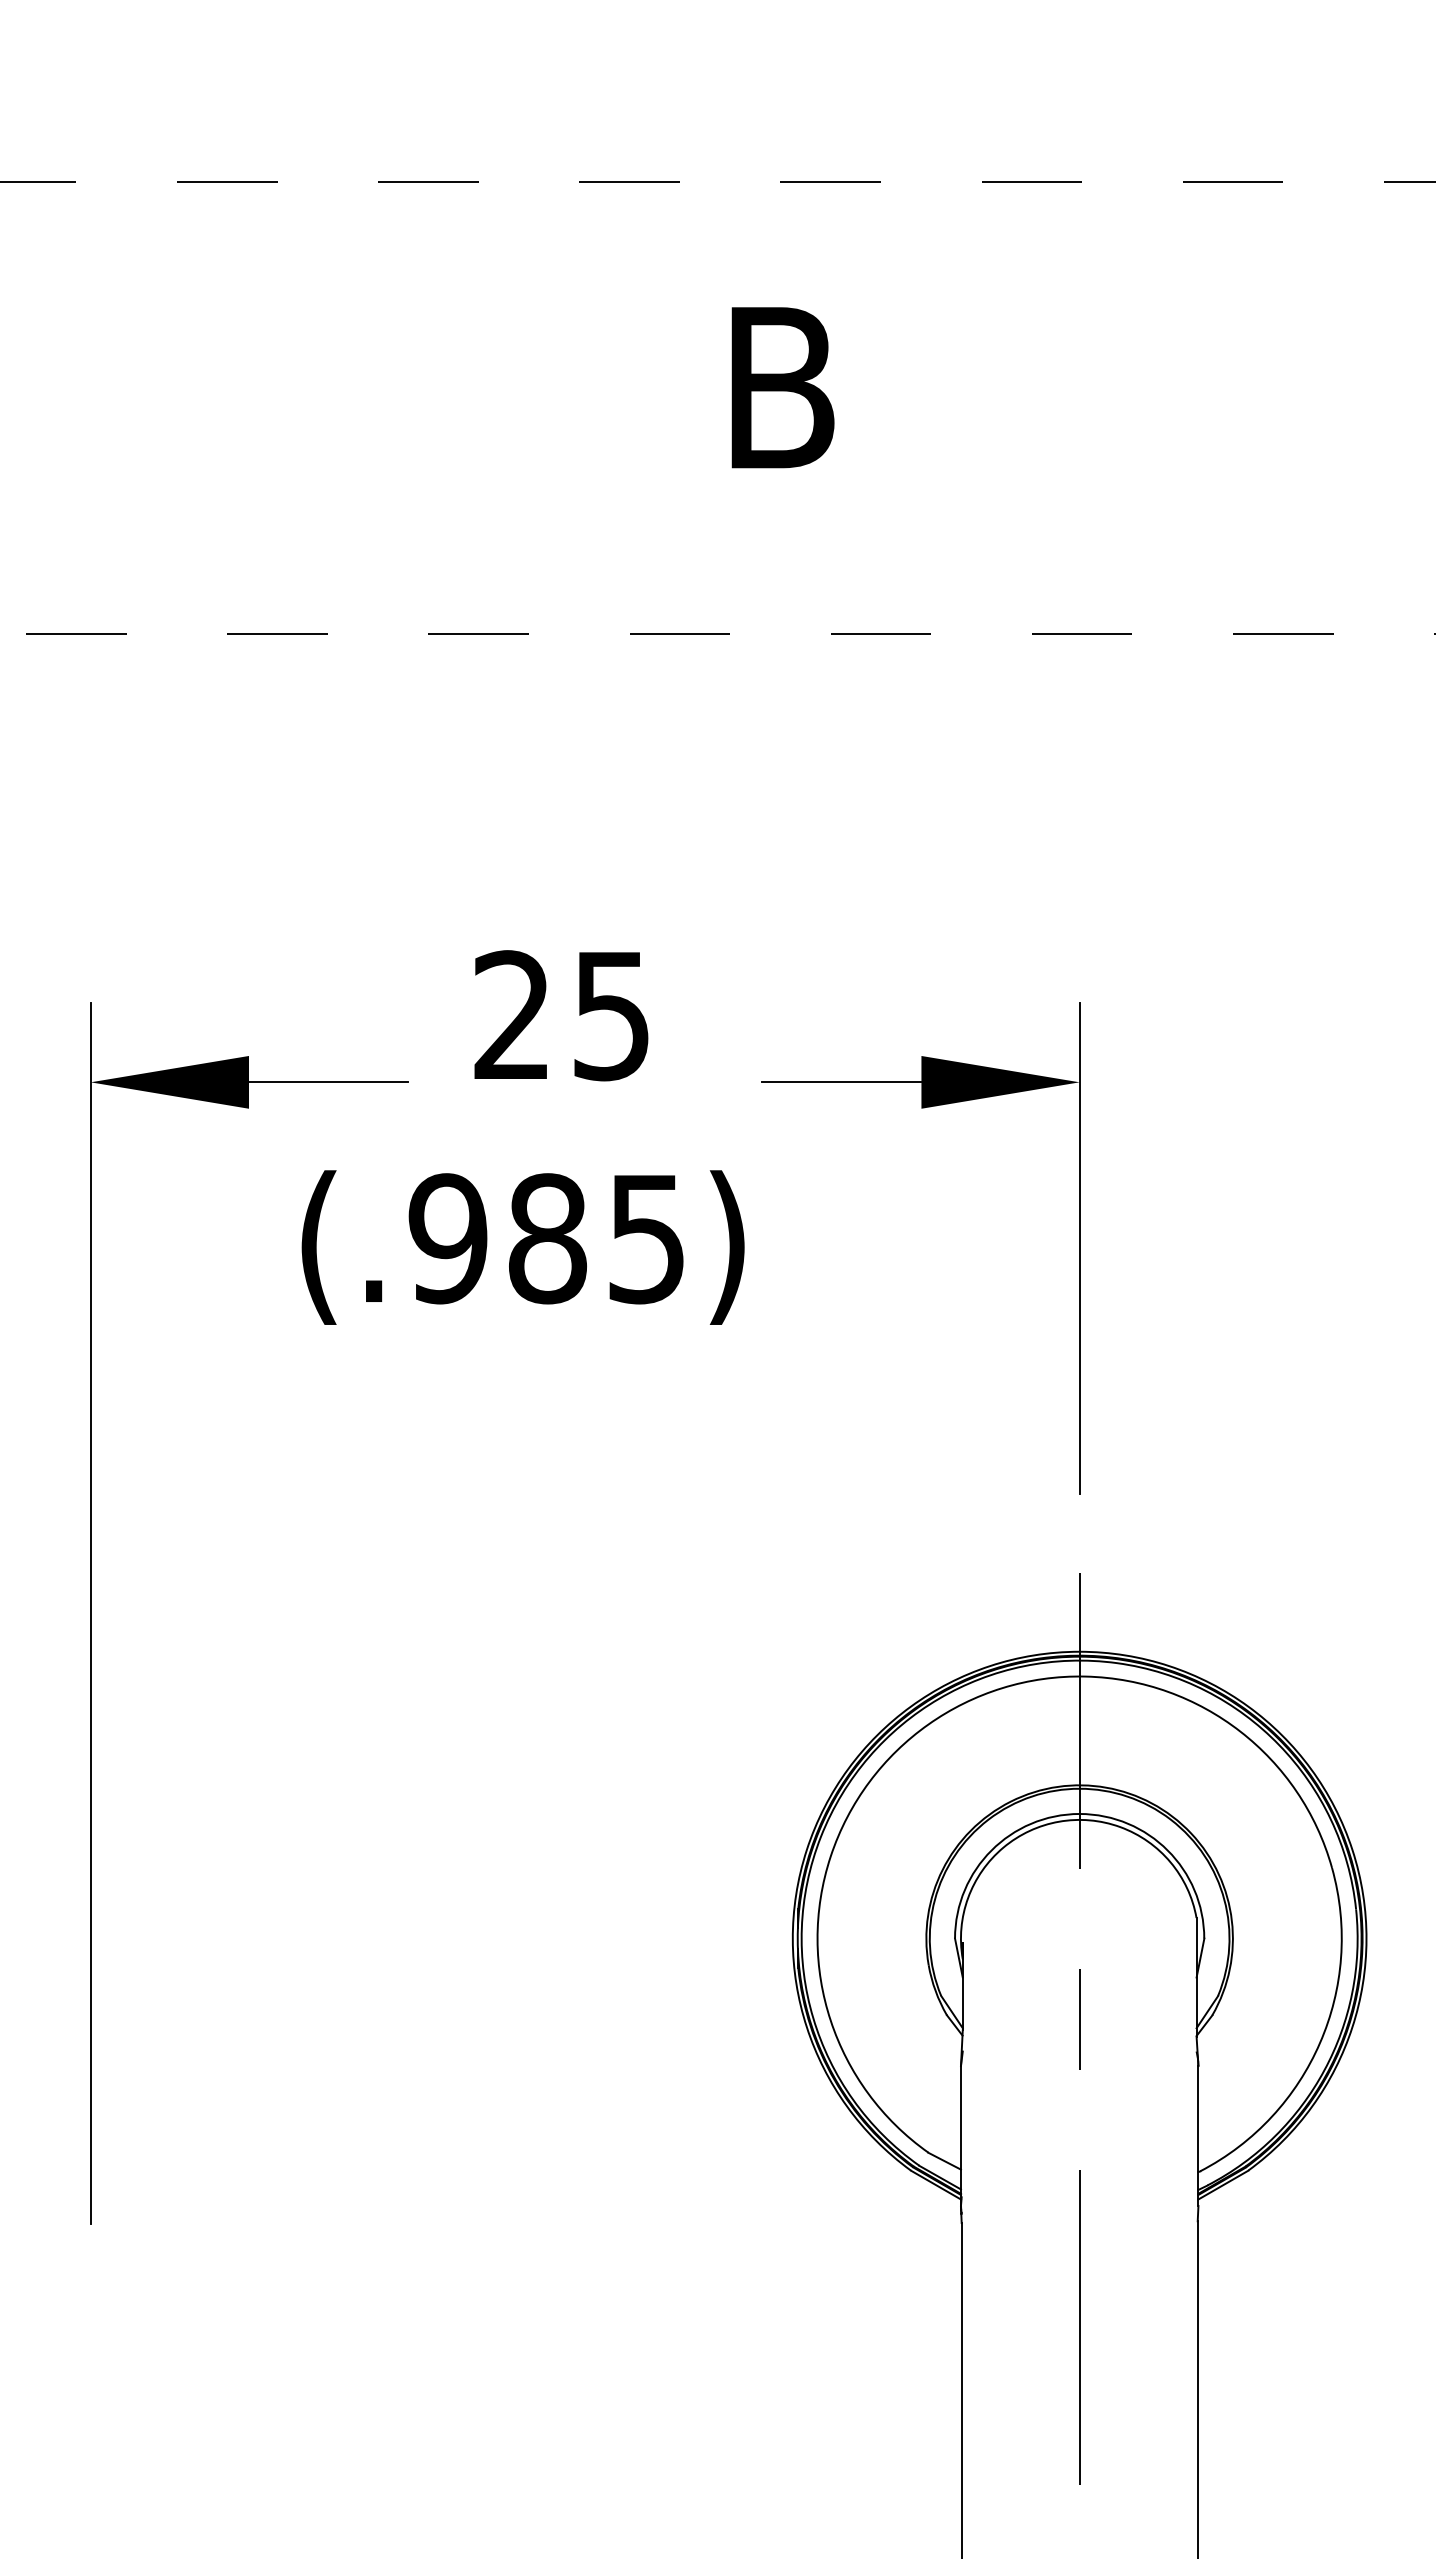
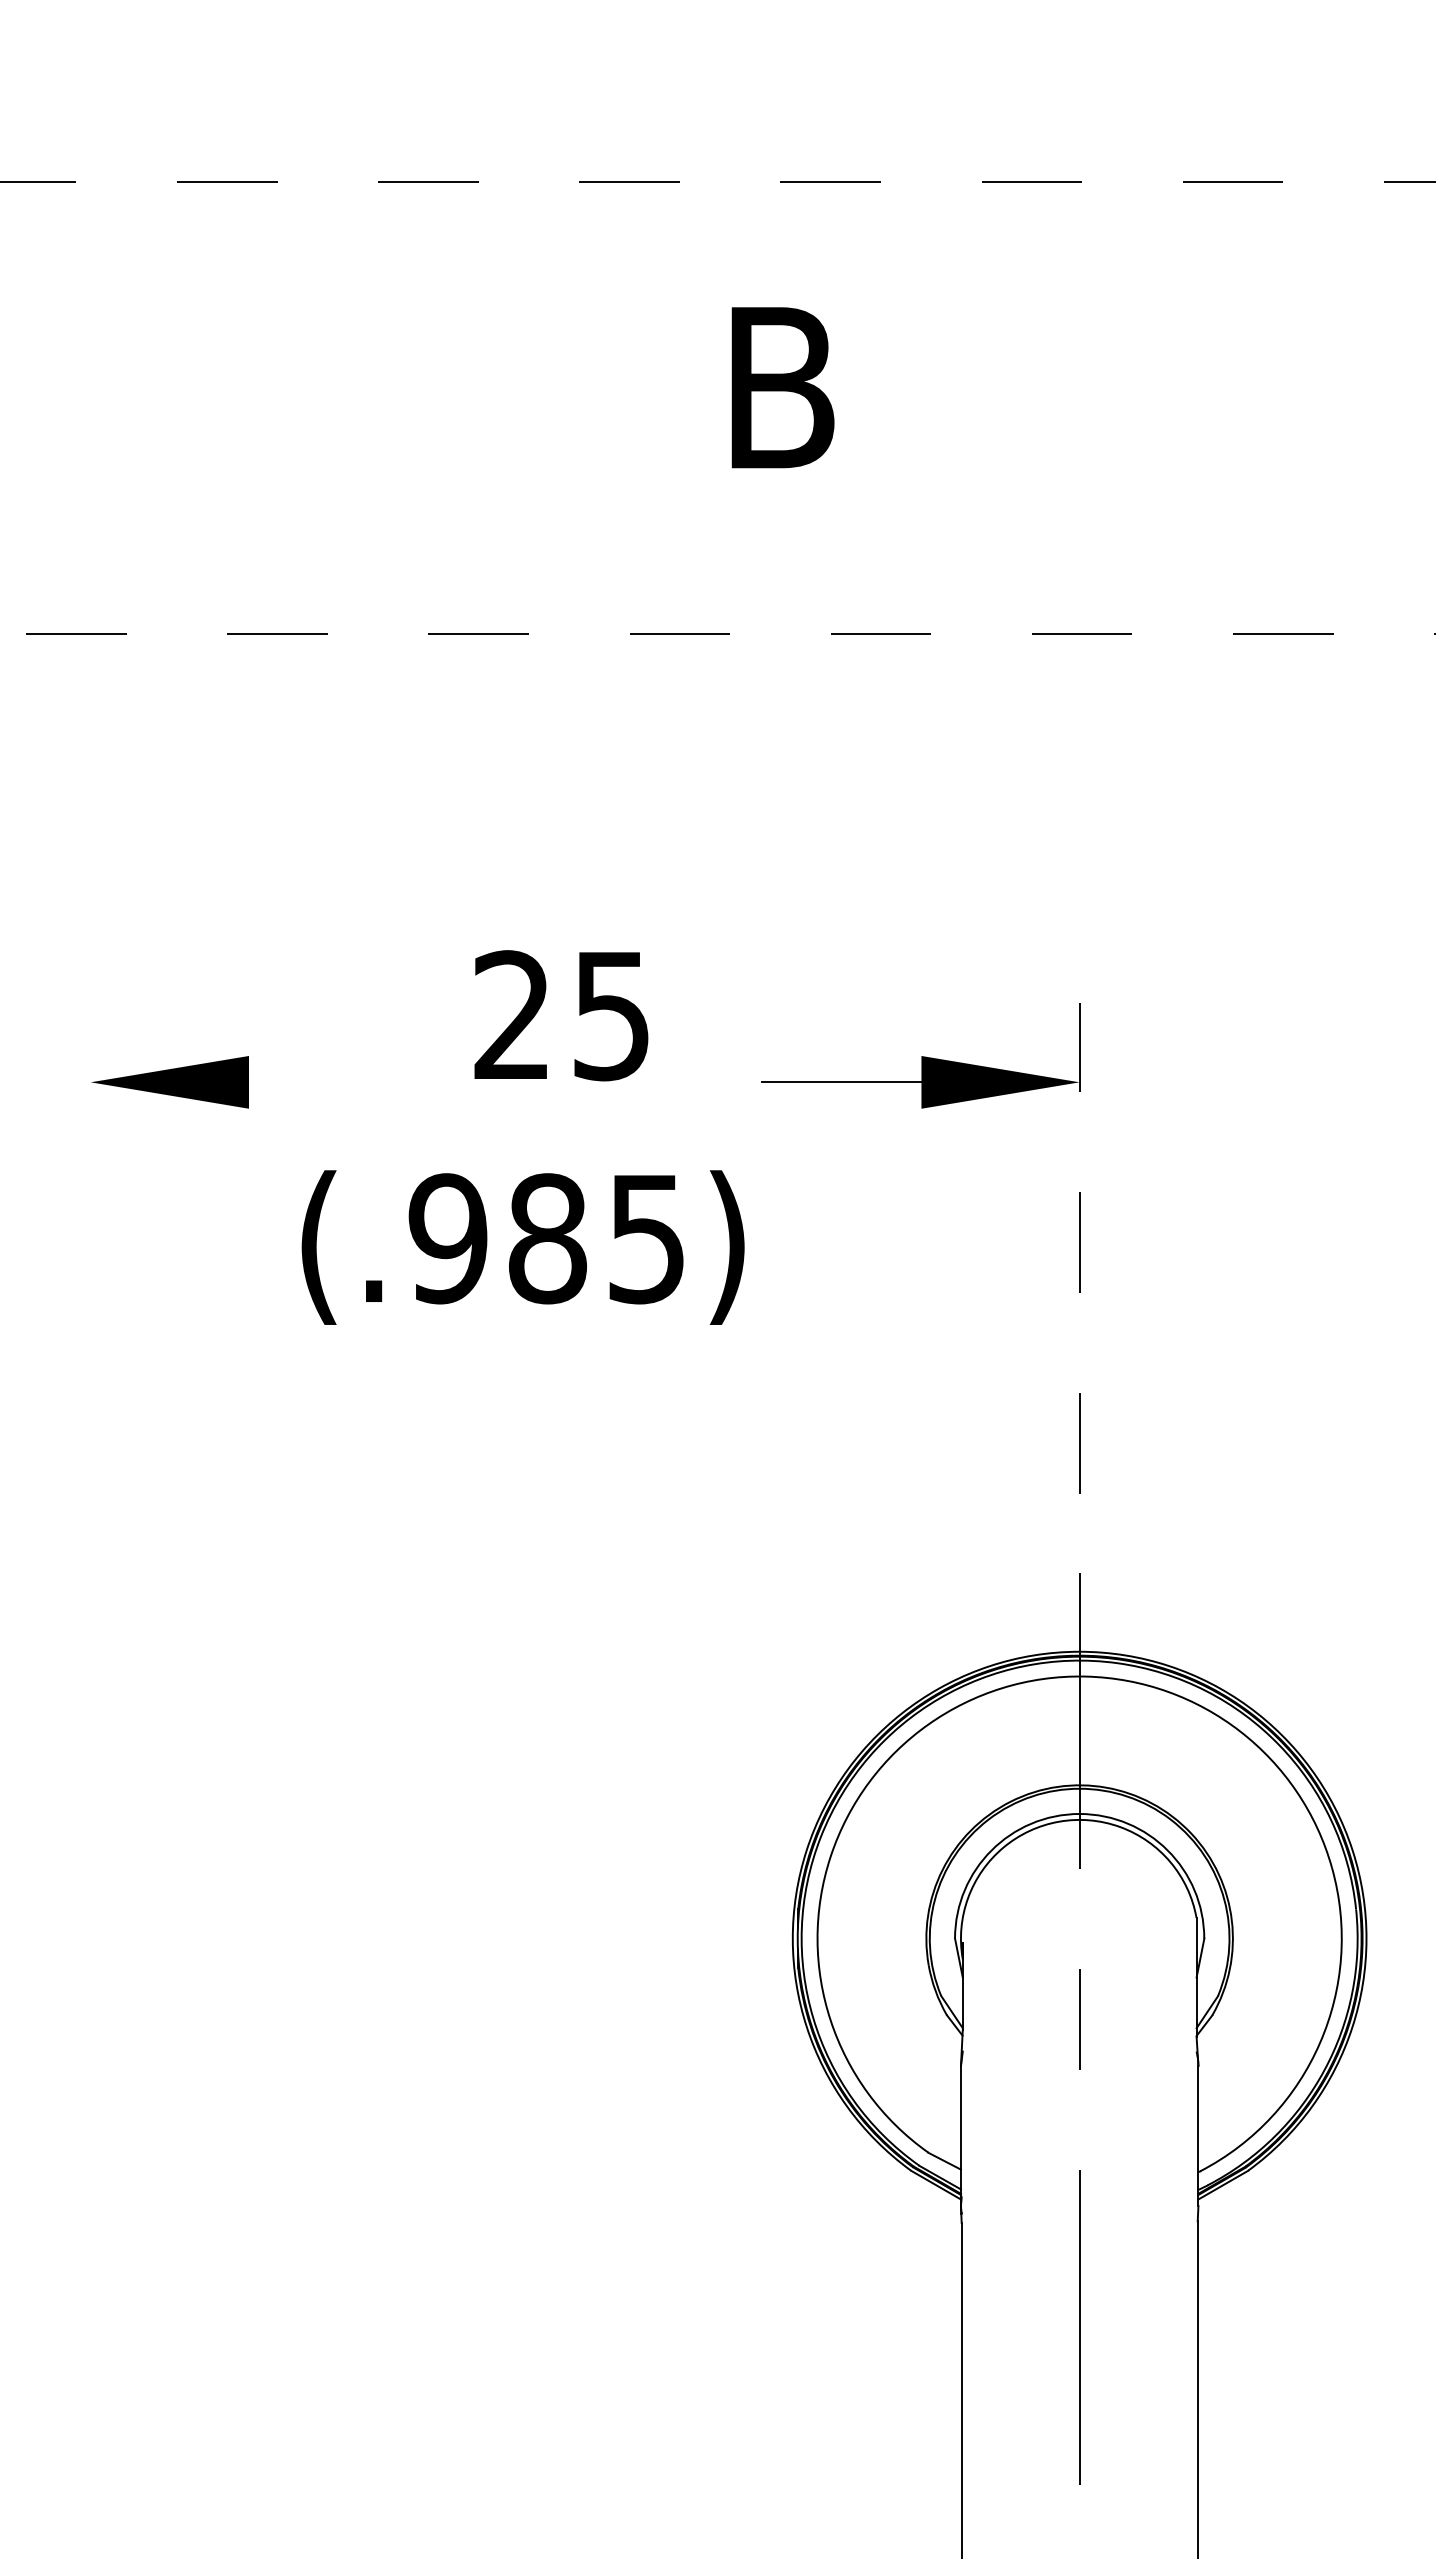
line: present -> none (328, 1082)
line: solid -> dashed (1079, 1248)
line: present -> none (90, 1613)
